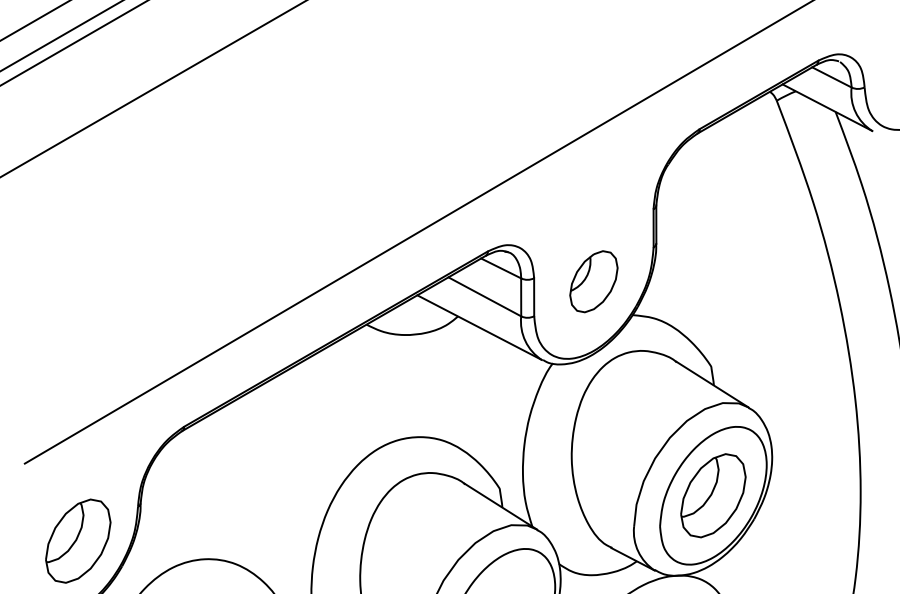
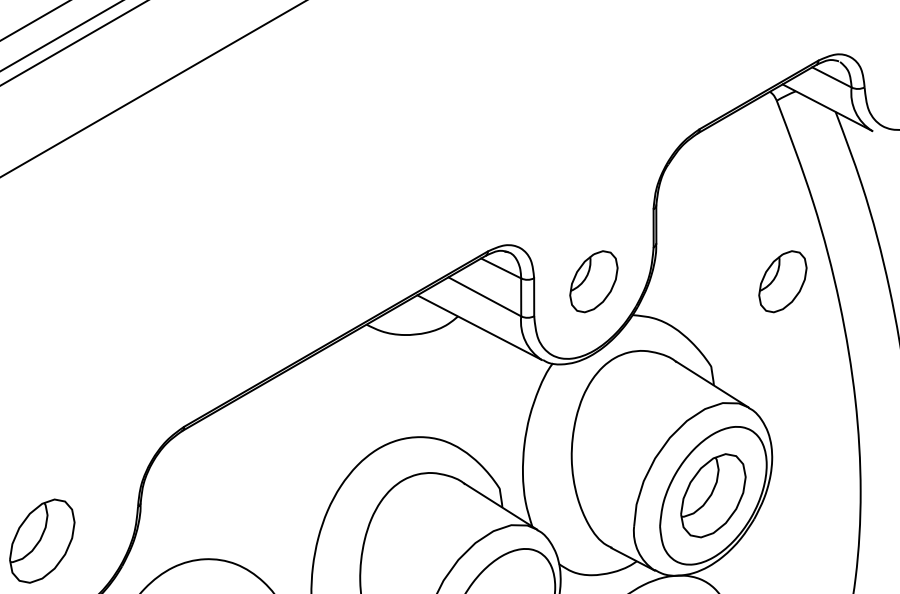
line: present -> none (417, 232)
part: none -> present (782, 281)
part position: (78, 540) -> (42, 540) (42, 540)
